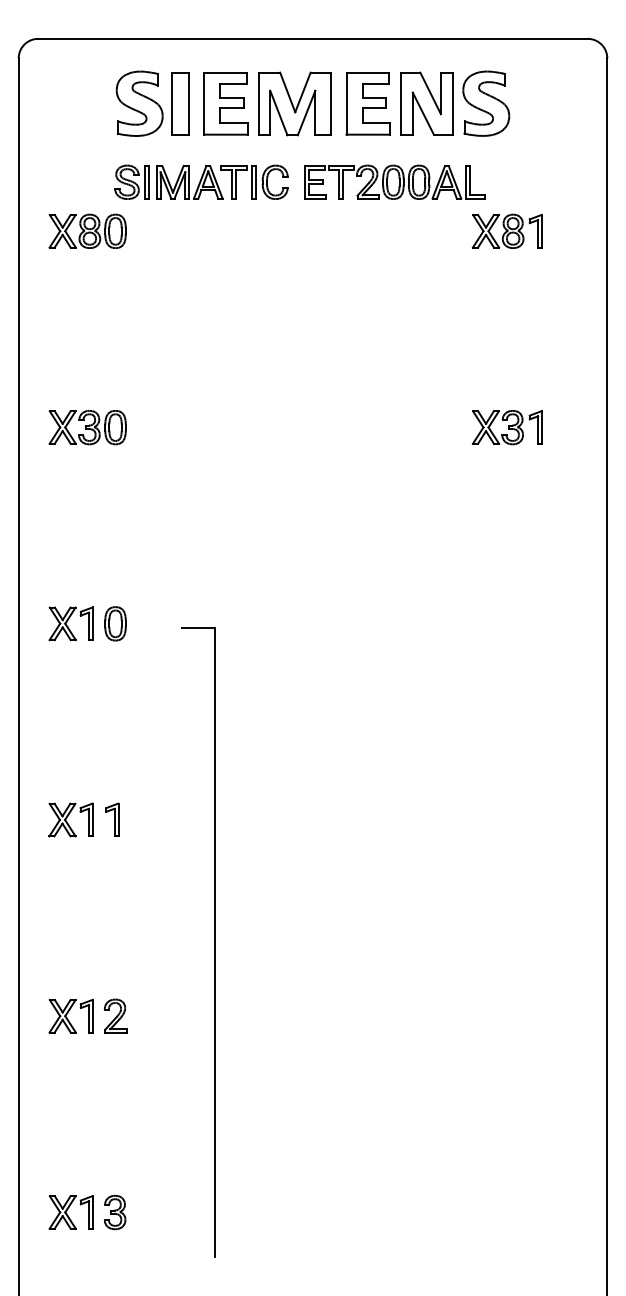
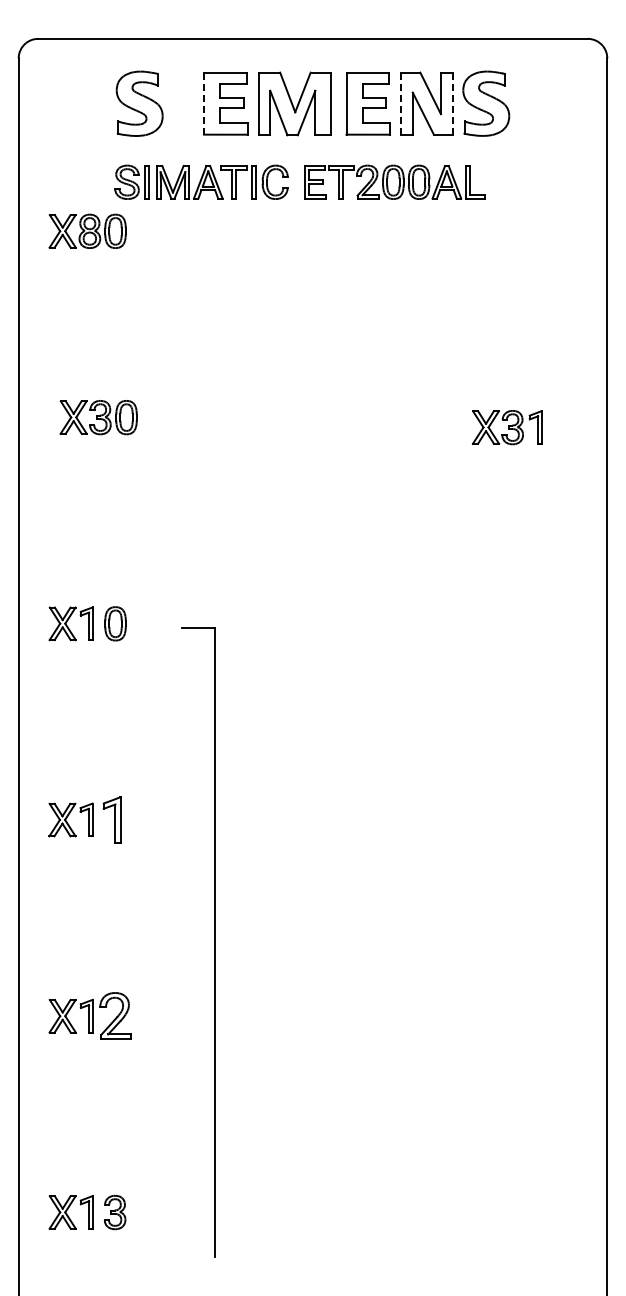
part: present -> none (180, 103)
line: solid -> dashed (204, 103)
line: solid -> dashed (401, 103)
line: solid -> dashed (452, 103)
part: present -> none (506, 230)
part position: (87, 427) -> (98, 417) (98, 417)
part size: 15x35 px -> 20x48 px (111, 819)
part size: 24x36 px -> 33x48 px (115, 1015)
